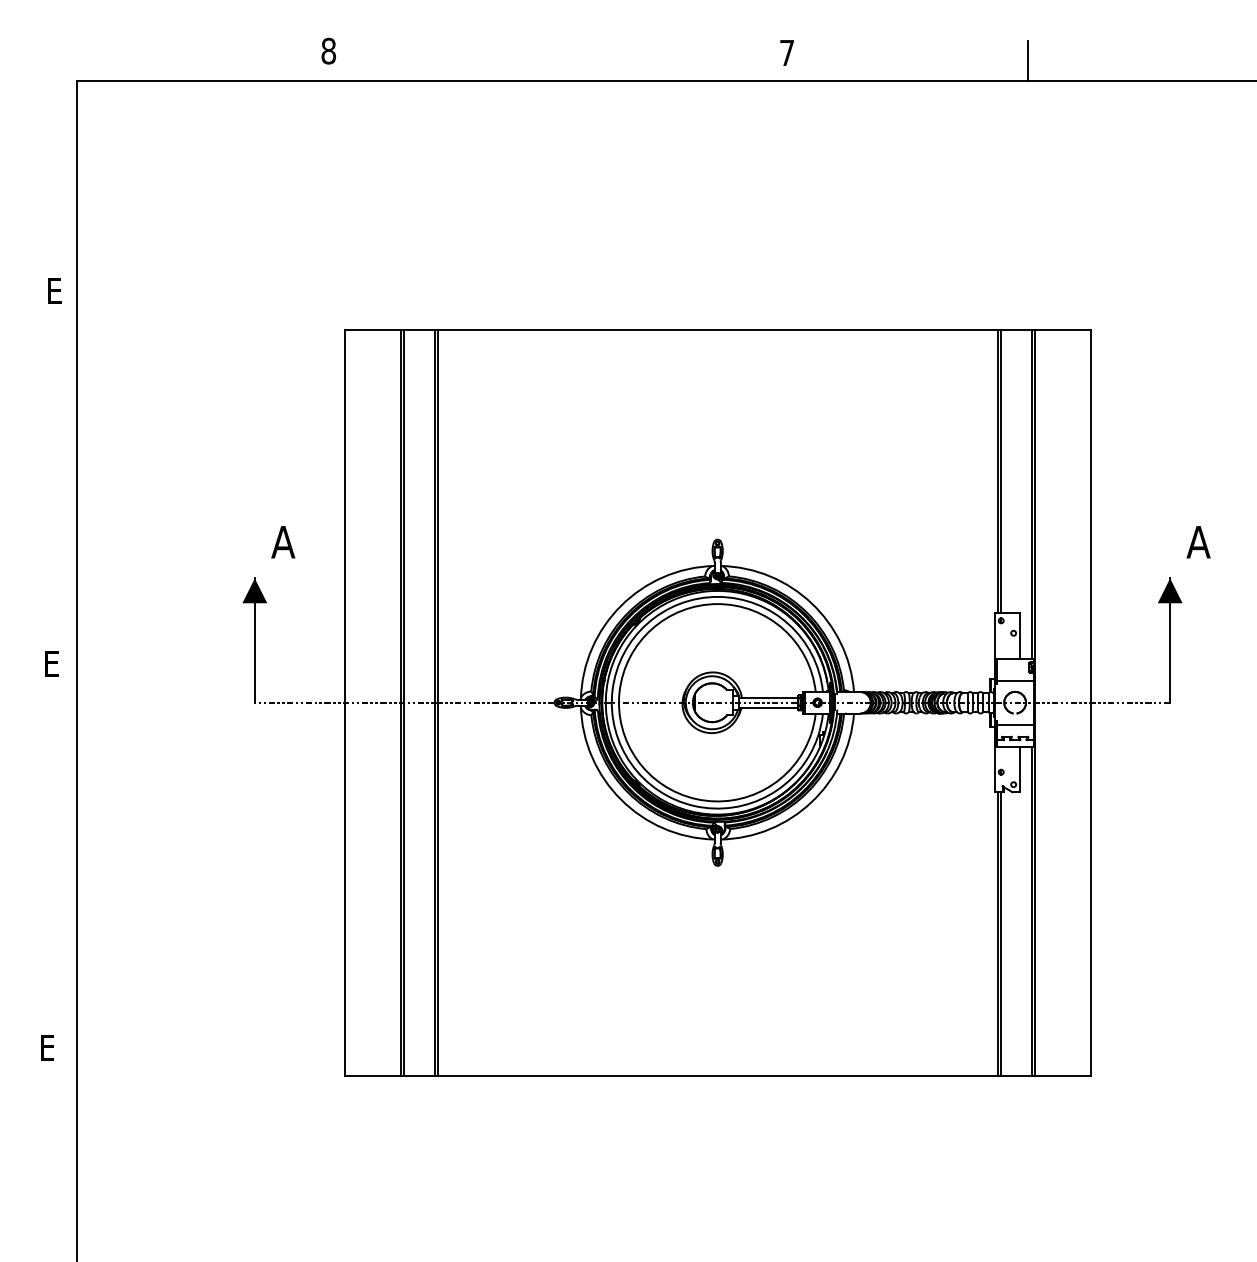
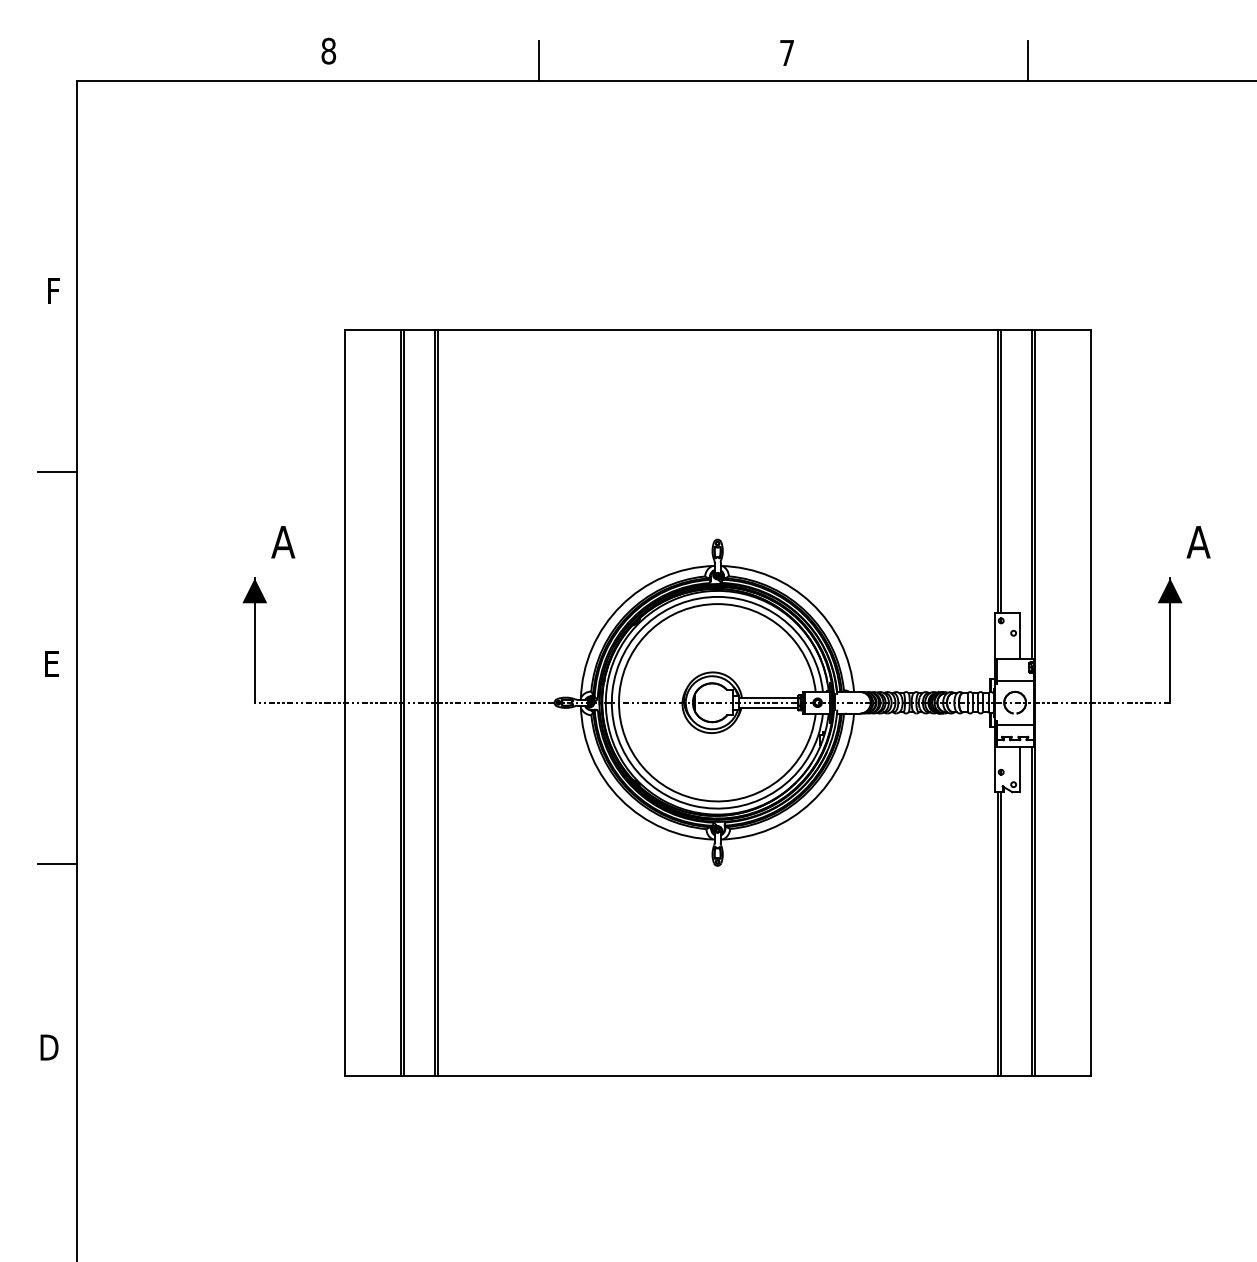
line: none -> present (538, 60)
text: E -> F (56, 290)
line: none -> present (56, 472)
line: none -> present (56, 864)
text: E -> D (49, 1047)
